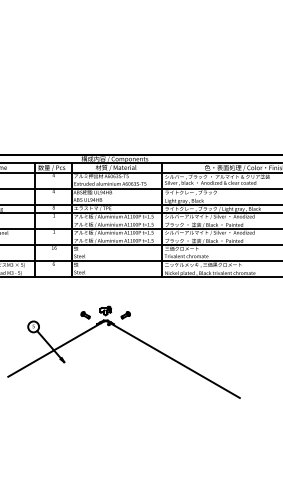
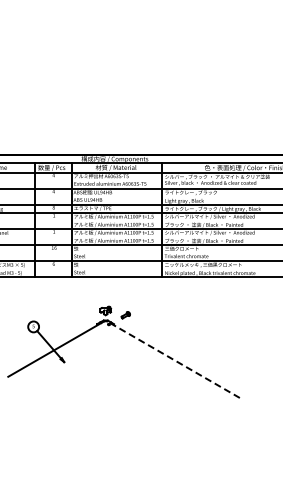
part: present -> none (85, 315)
line: solid -> dashed (173, 359)
